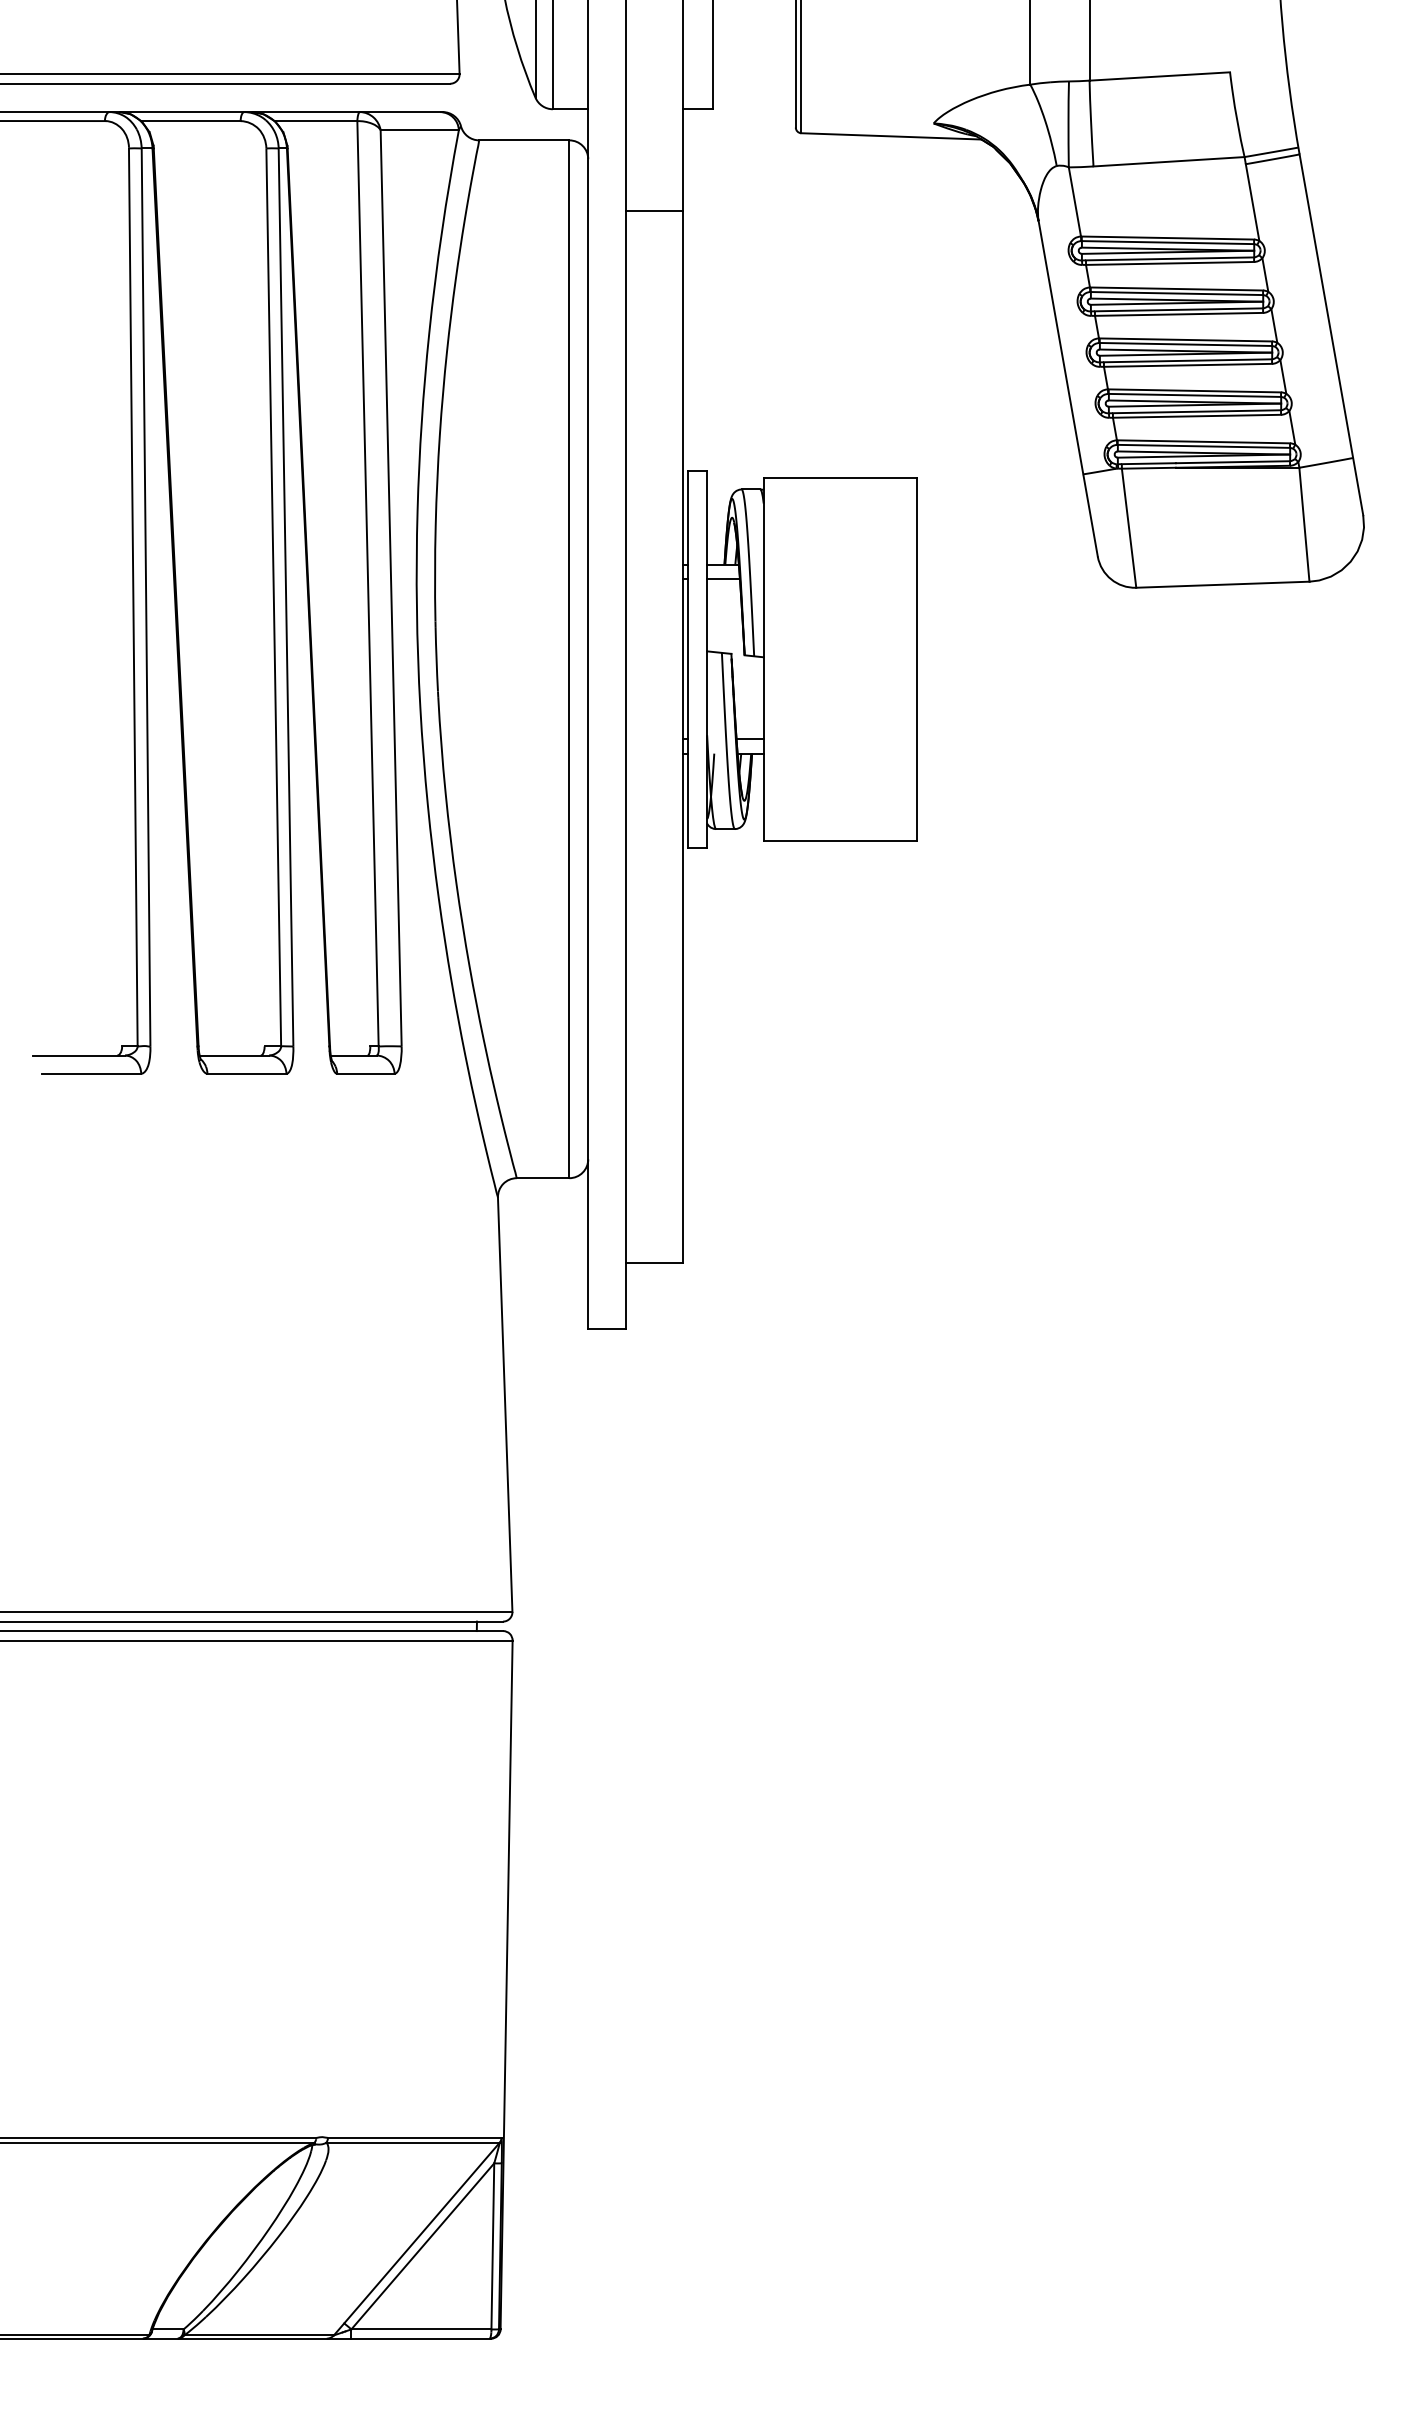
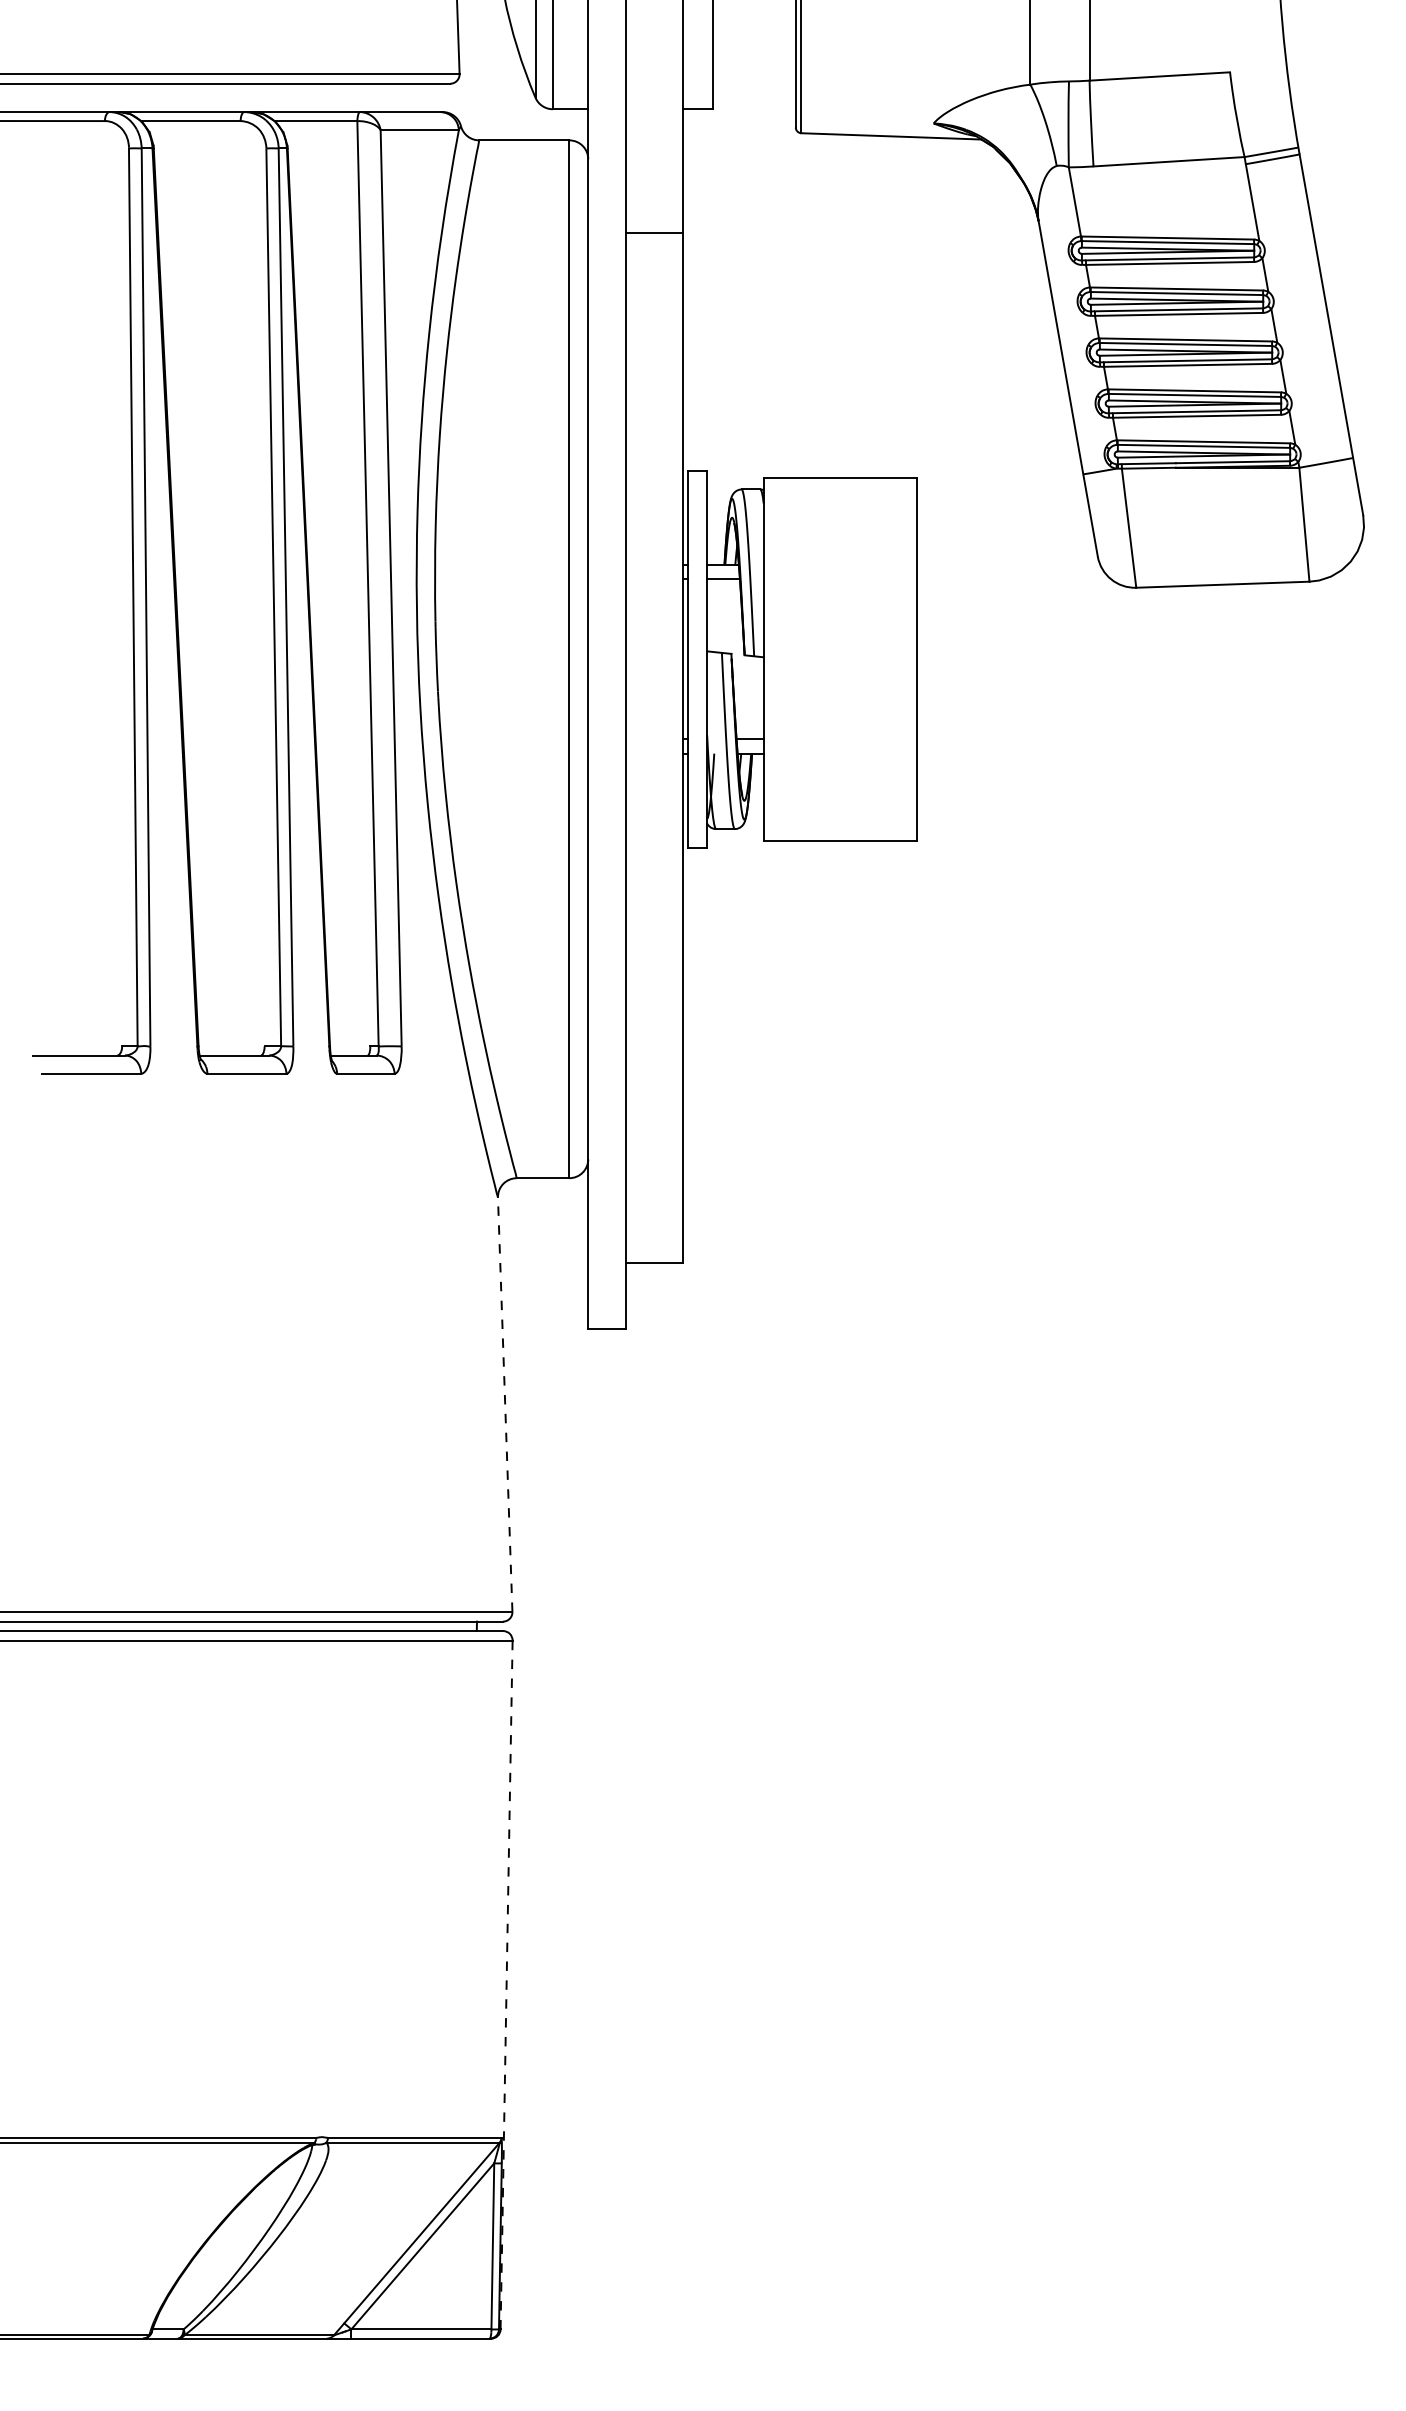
line position: (653, 210) -> (653, 232) (653, 232)
line: solid -> dashed (505, 1404)
line: solid -> dashed (506, 1984)
